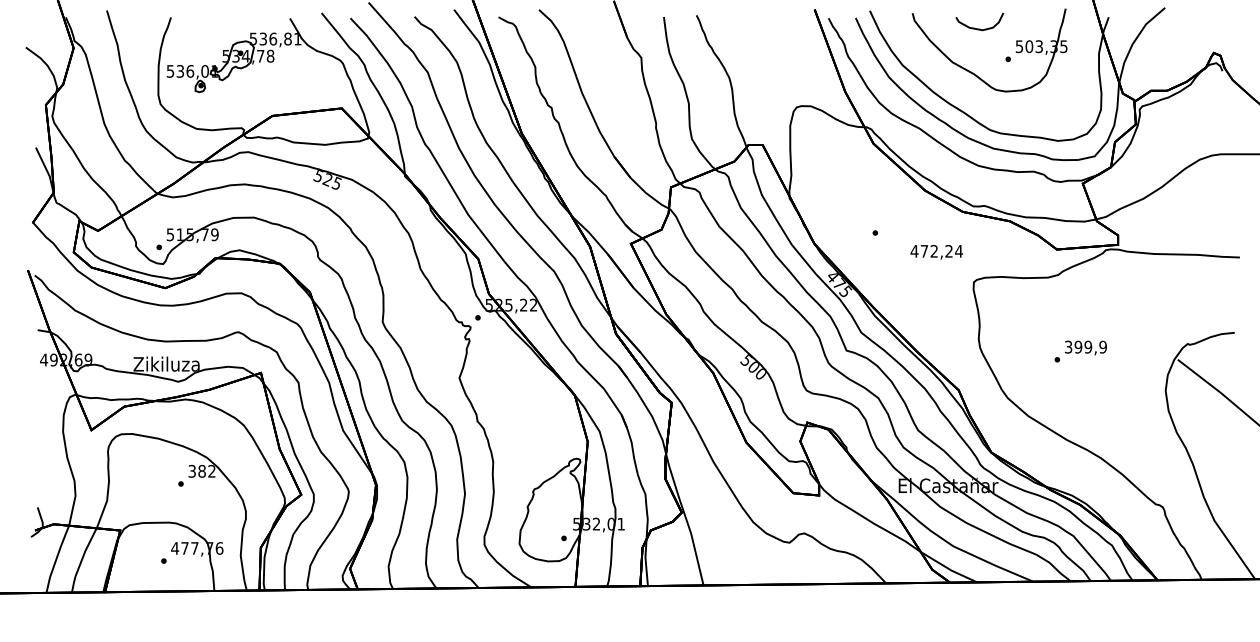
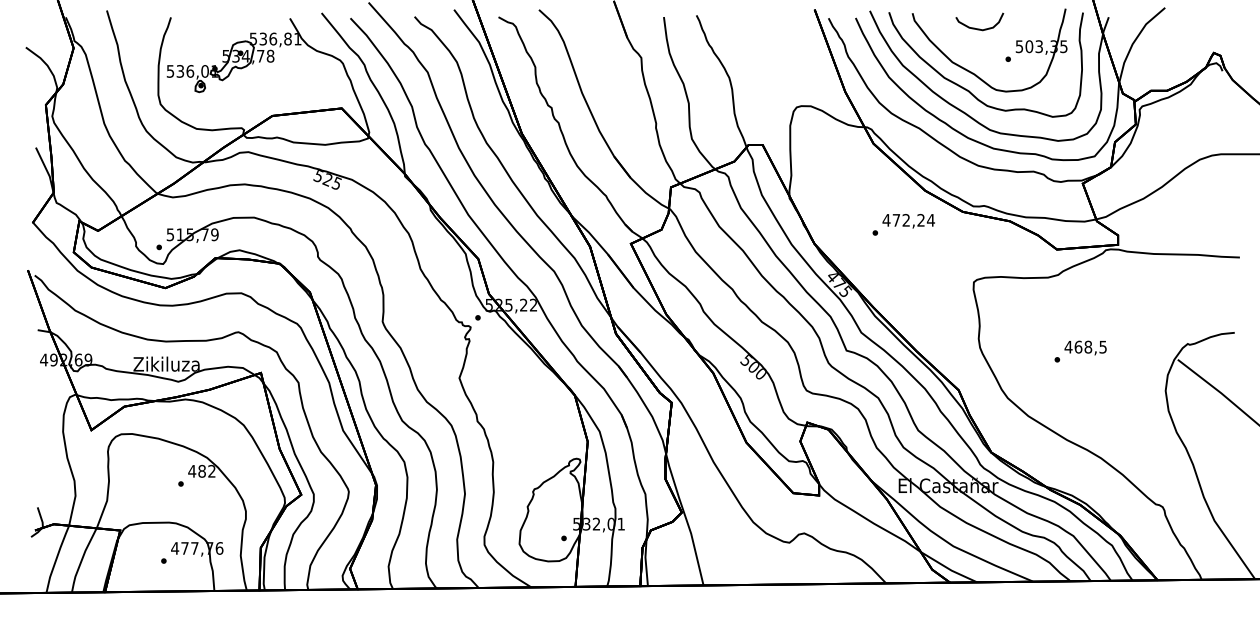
curve: none -> present (969, 90)
text position: (936, 252) -> (908, 221) (908, 221)
text: 399,9 -> 468,5 (1085, 346)
text: 382 -> 482 (192, 470)
